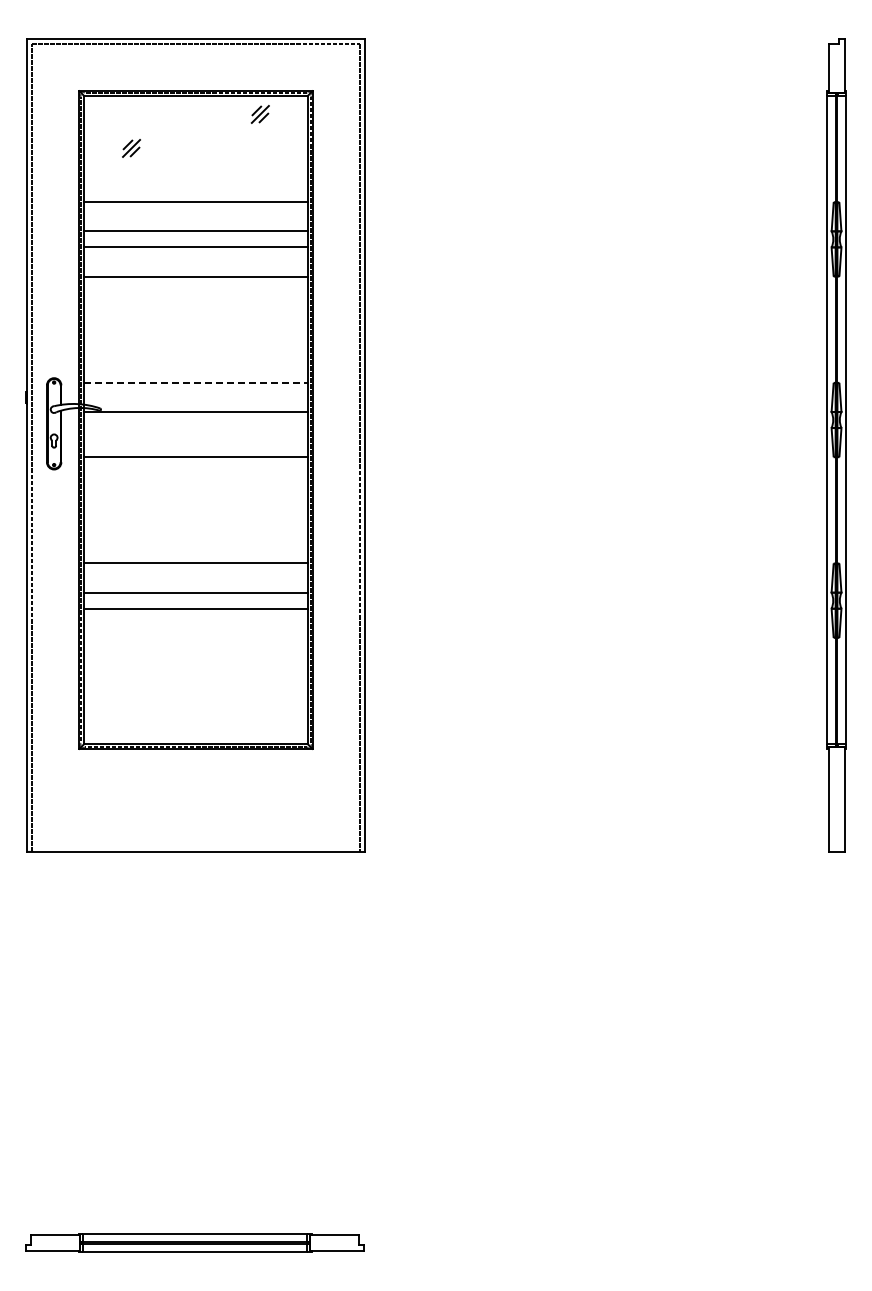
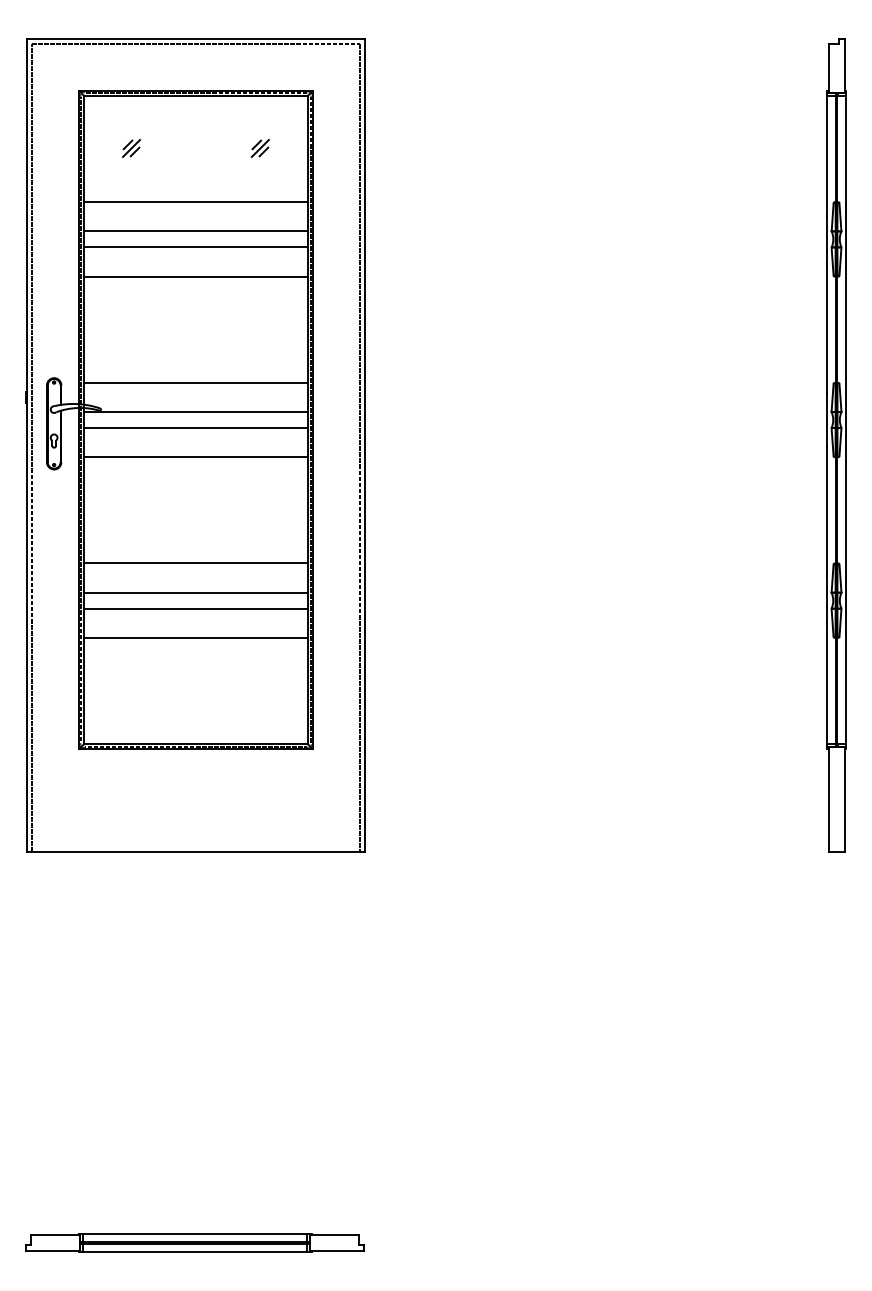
part position: (259, 114) -> (259, 148) (259, 148)
line: dashed -> solid (195, 382)
line: none -> present (195, 428)
line: none -> present (195, 637)
